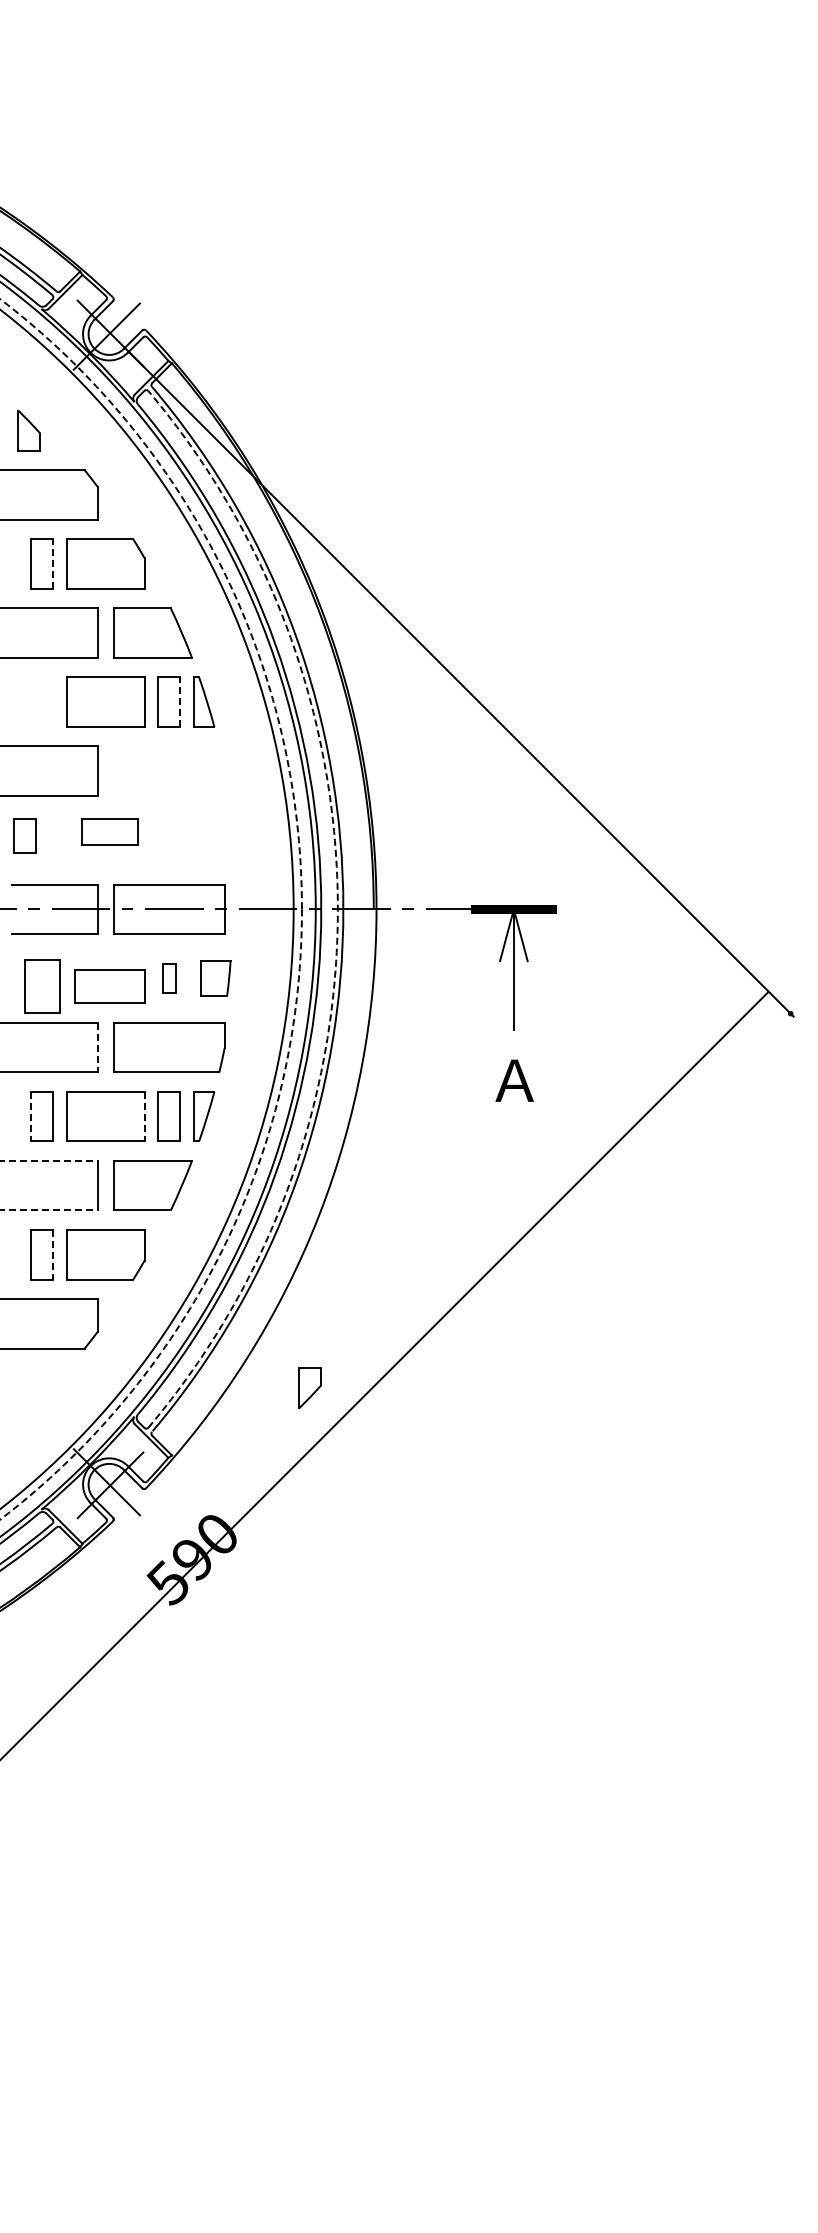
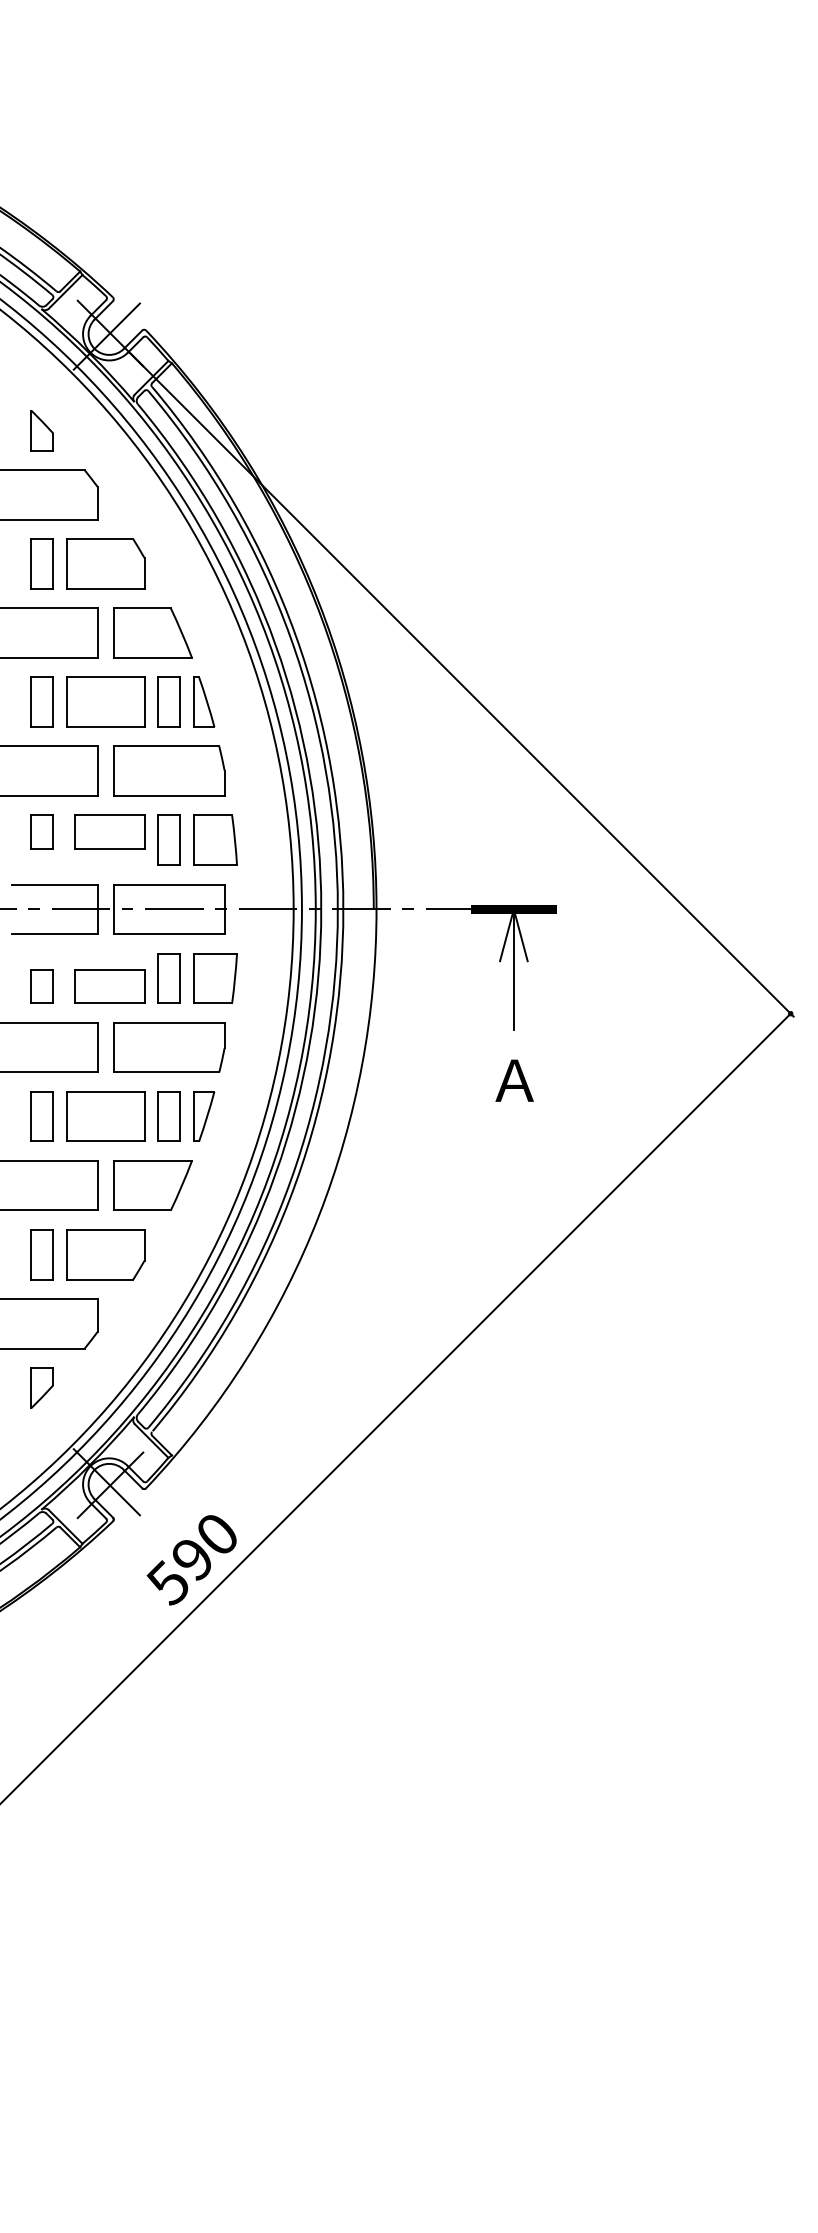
part position: (28, 430) -> (41, 430) (41, 430)
line: dashed -> solid (53, 564)
part: none -> present (41, 701)
line: dashed -> solid (180, 702)
part: none -> present (169, 770)
part size: 58x28 px -> 72x36 px (109, 831)
part position: (24, 835) -> (41, 831) (41, 831)
part: none -> present (168, 839)
part: none -> present (215, 839)
circle: dashed -> solid (150, 909)
arc: dashed -> solid (337, 909)
part size: 15x31 px -> 24x51 px (168, 978)
part size: 32x37 px -> 45x51 px (215, 978)
part size: 37x55 px -> 24x35 px (41, 986)
line: dashed -> solid (97, 1047)
line: dashed -> solid (31, 1116)
line: dashed -> solid (144, 1116)
line: dashed -> solid (48, 1160)
line: dashed -> solid (48, 1210)
line: dashed -> solid (53, 1254)
line position: (385, 1374) -> (396, 1407) (396, 1407)
part position: (309, 1387) -> (41, 1387) (41, 1387)
